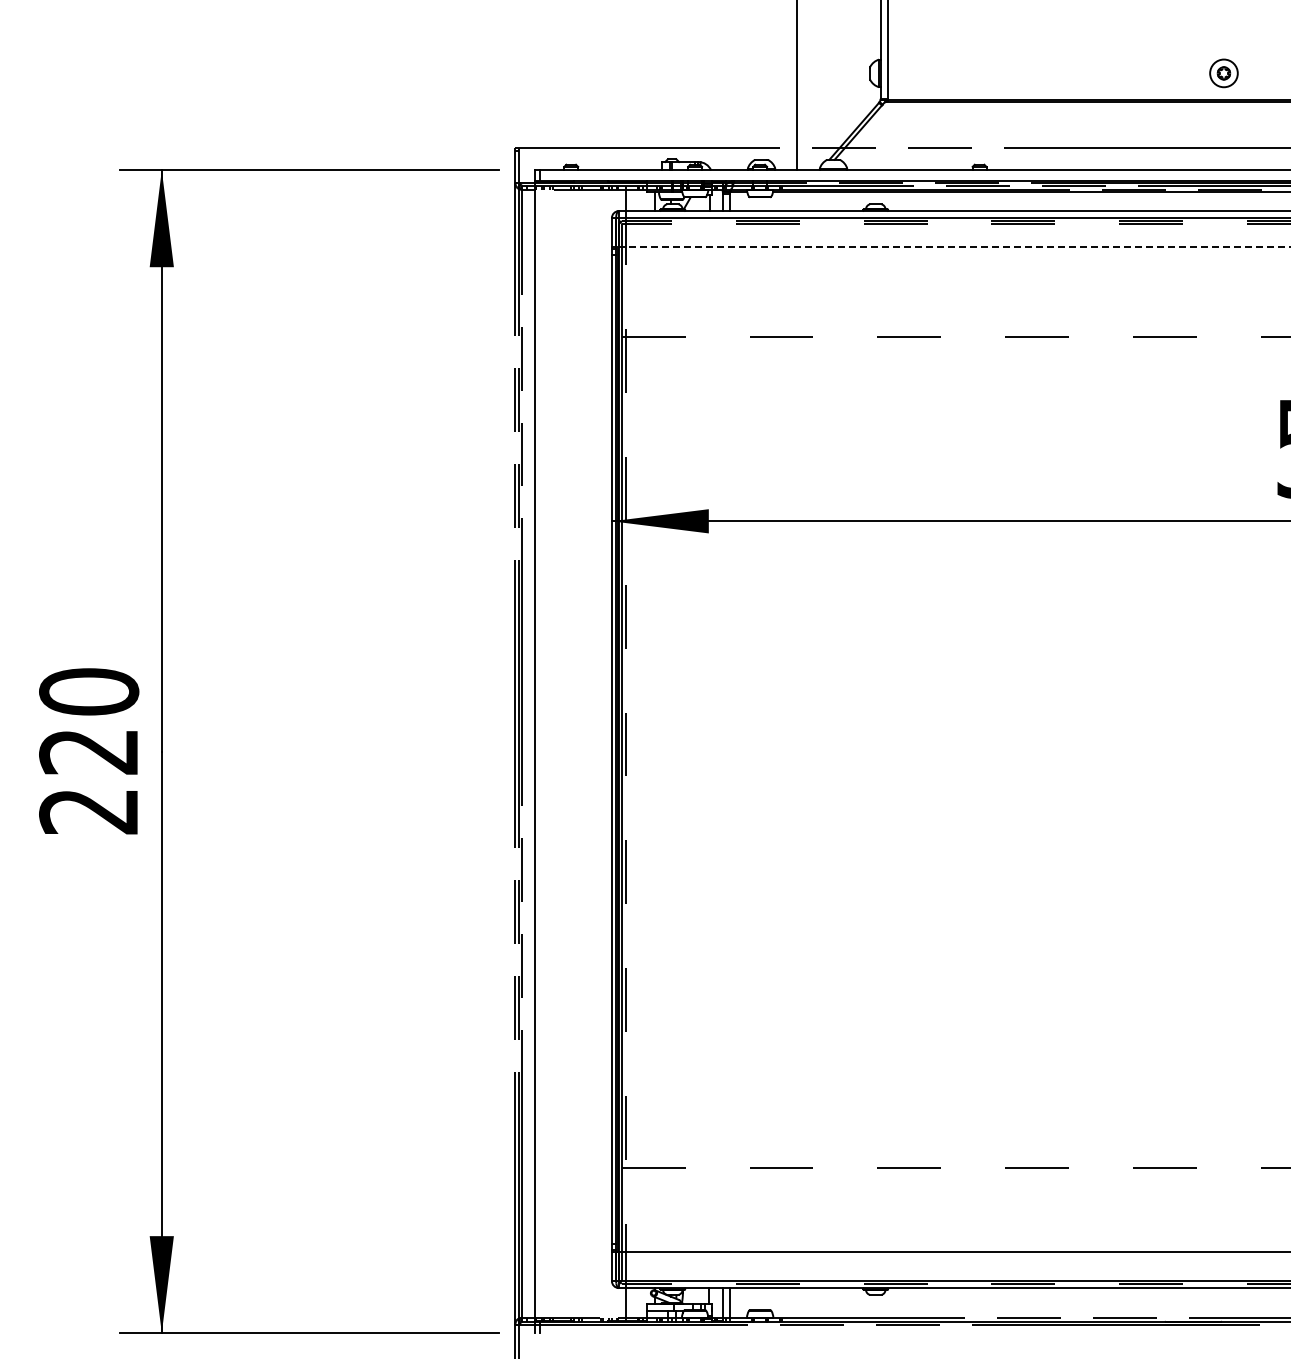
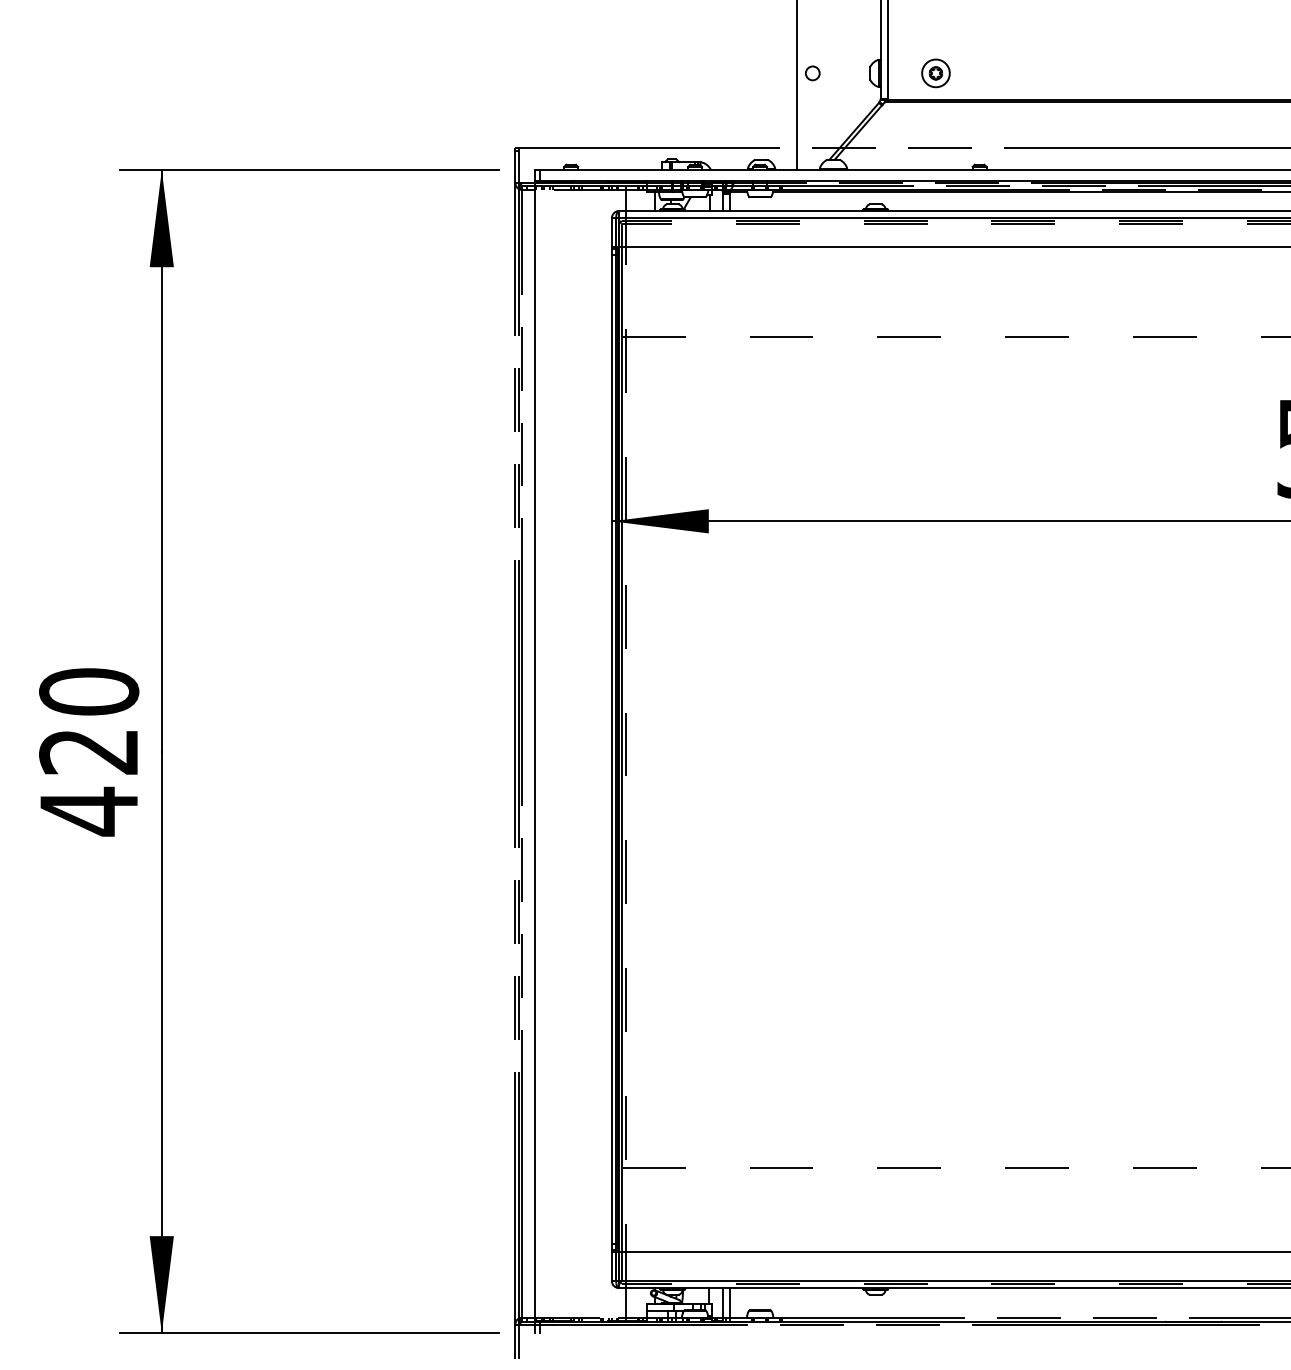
circle: none -> present (812, 73)
part position: (1223, 73) -> (935, 73) (935, 73)
line: dashed -> solid (953, 247)
text: 220 -> 420 (88, 811)
